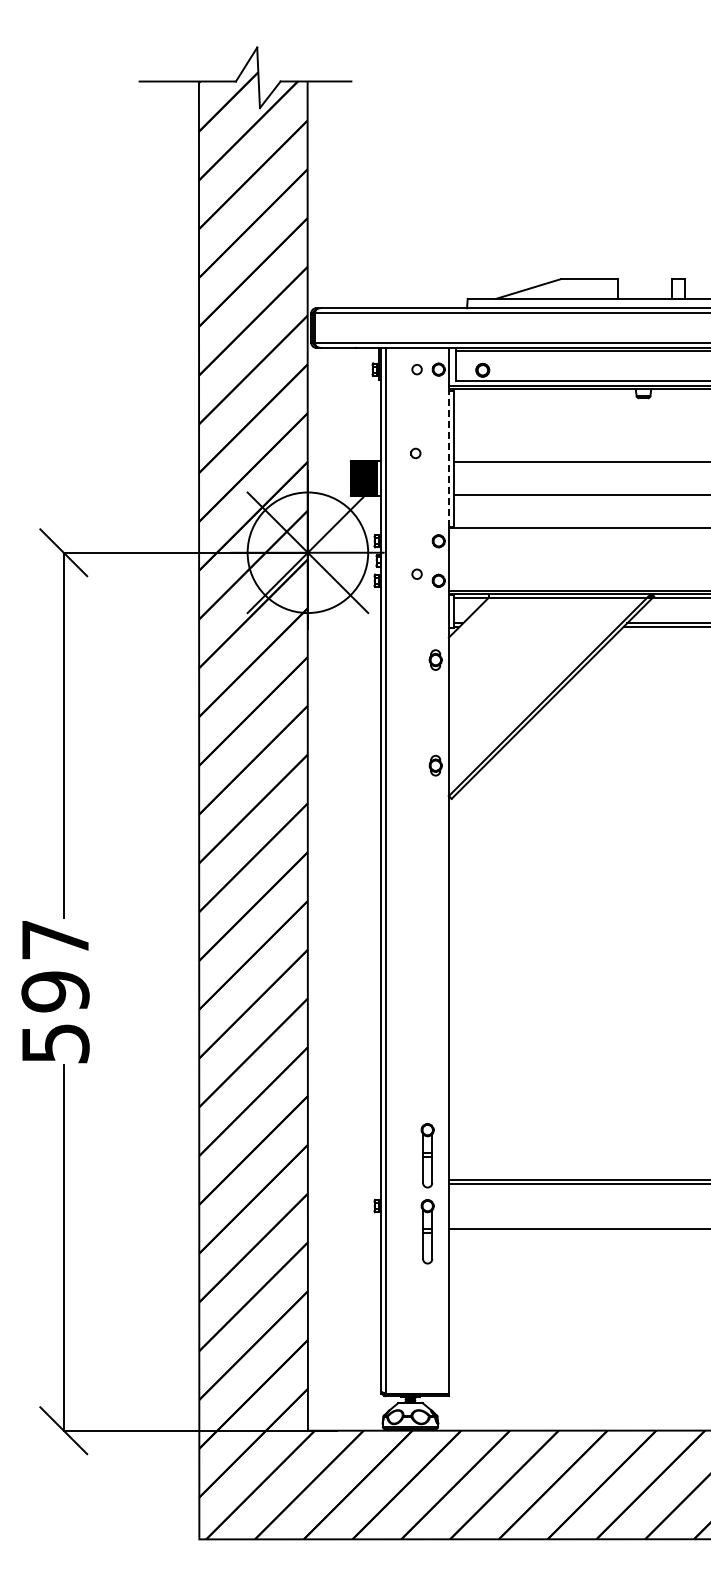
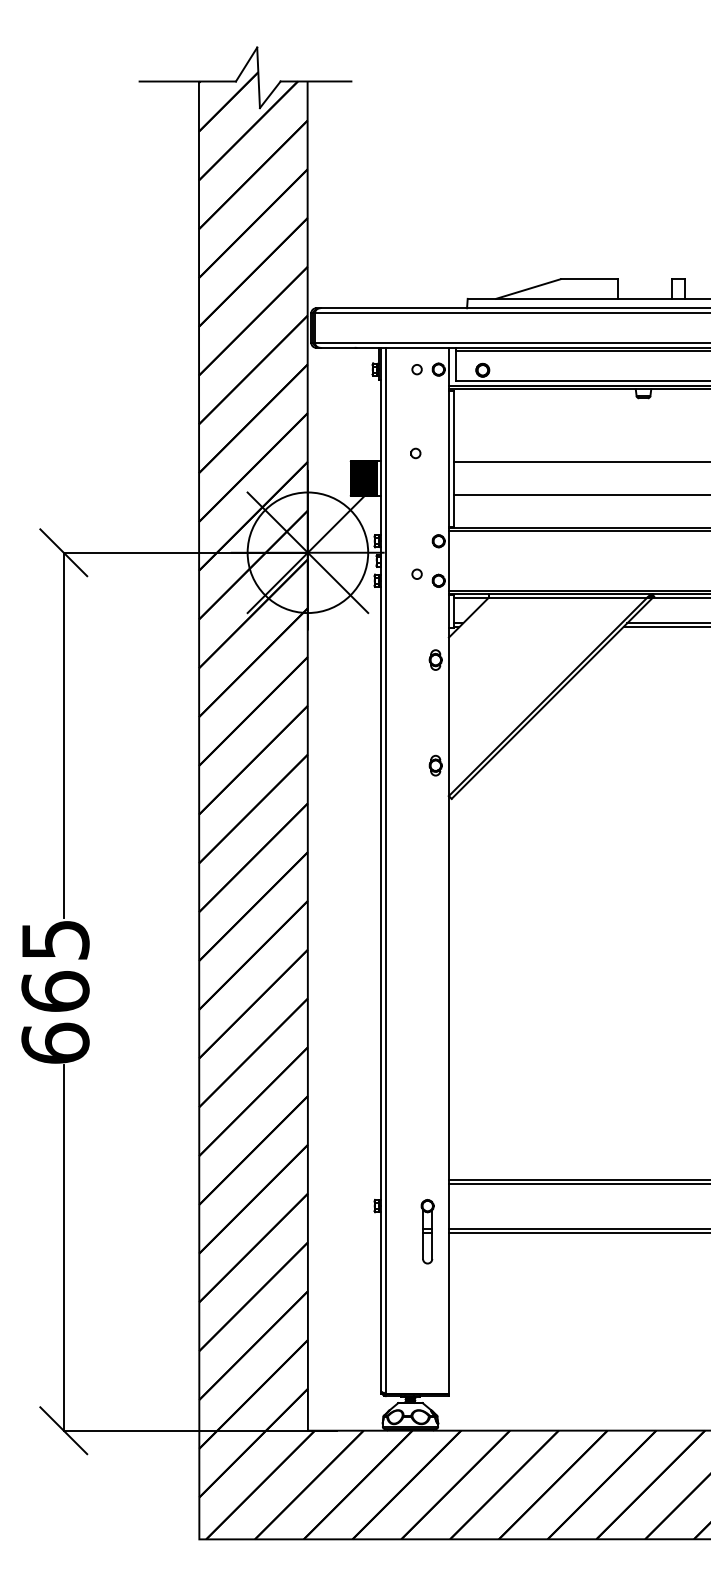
line: dashed -> solid (448, 458)
line: none -> present (577, 531)
text: 597 -> 665 (55, 992)
part: present -> none (427, 1155)
line: none -> present (577, 1232)
